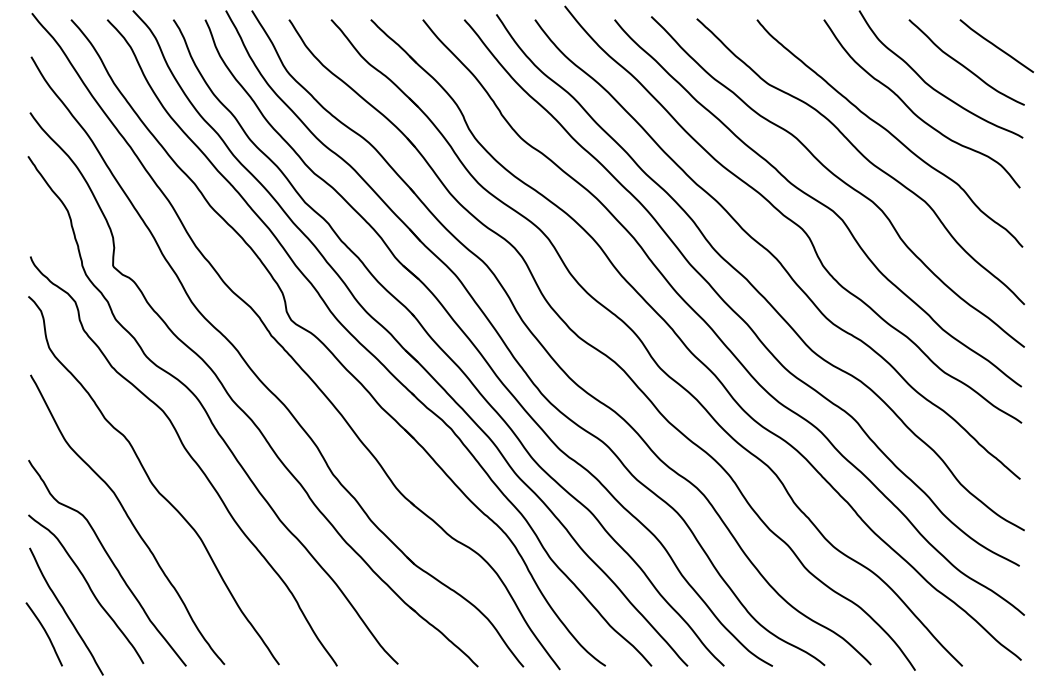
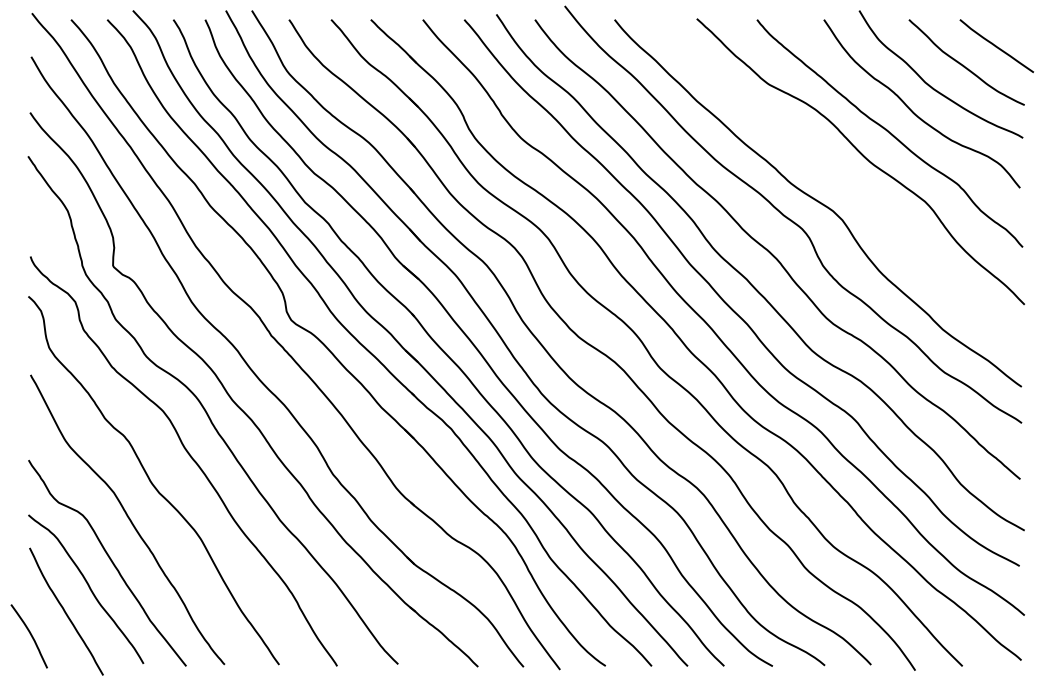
curve: present -> none (838, 179)
curve position: (45, 633) -> (30, 635) (30, 635)
